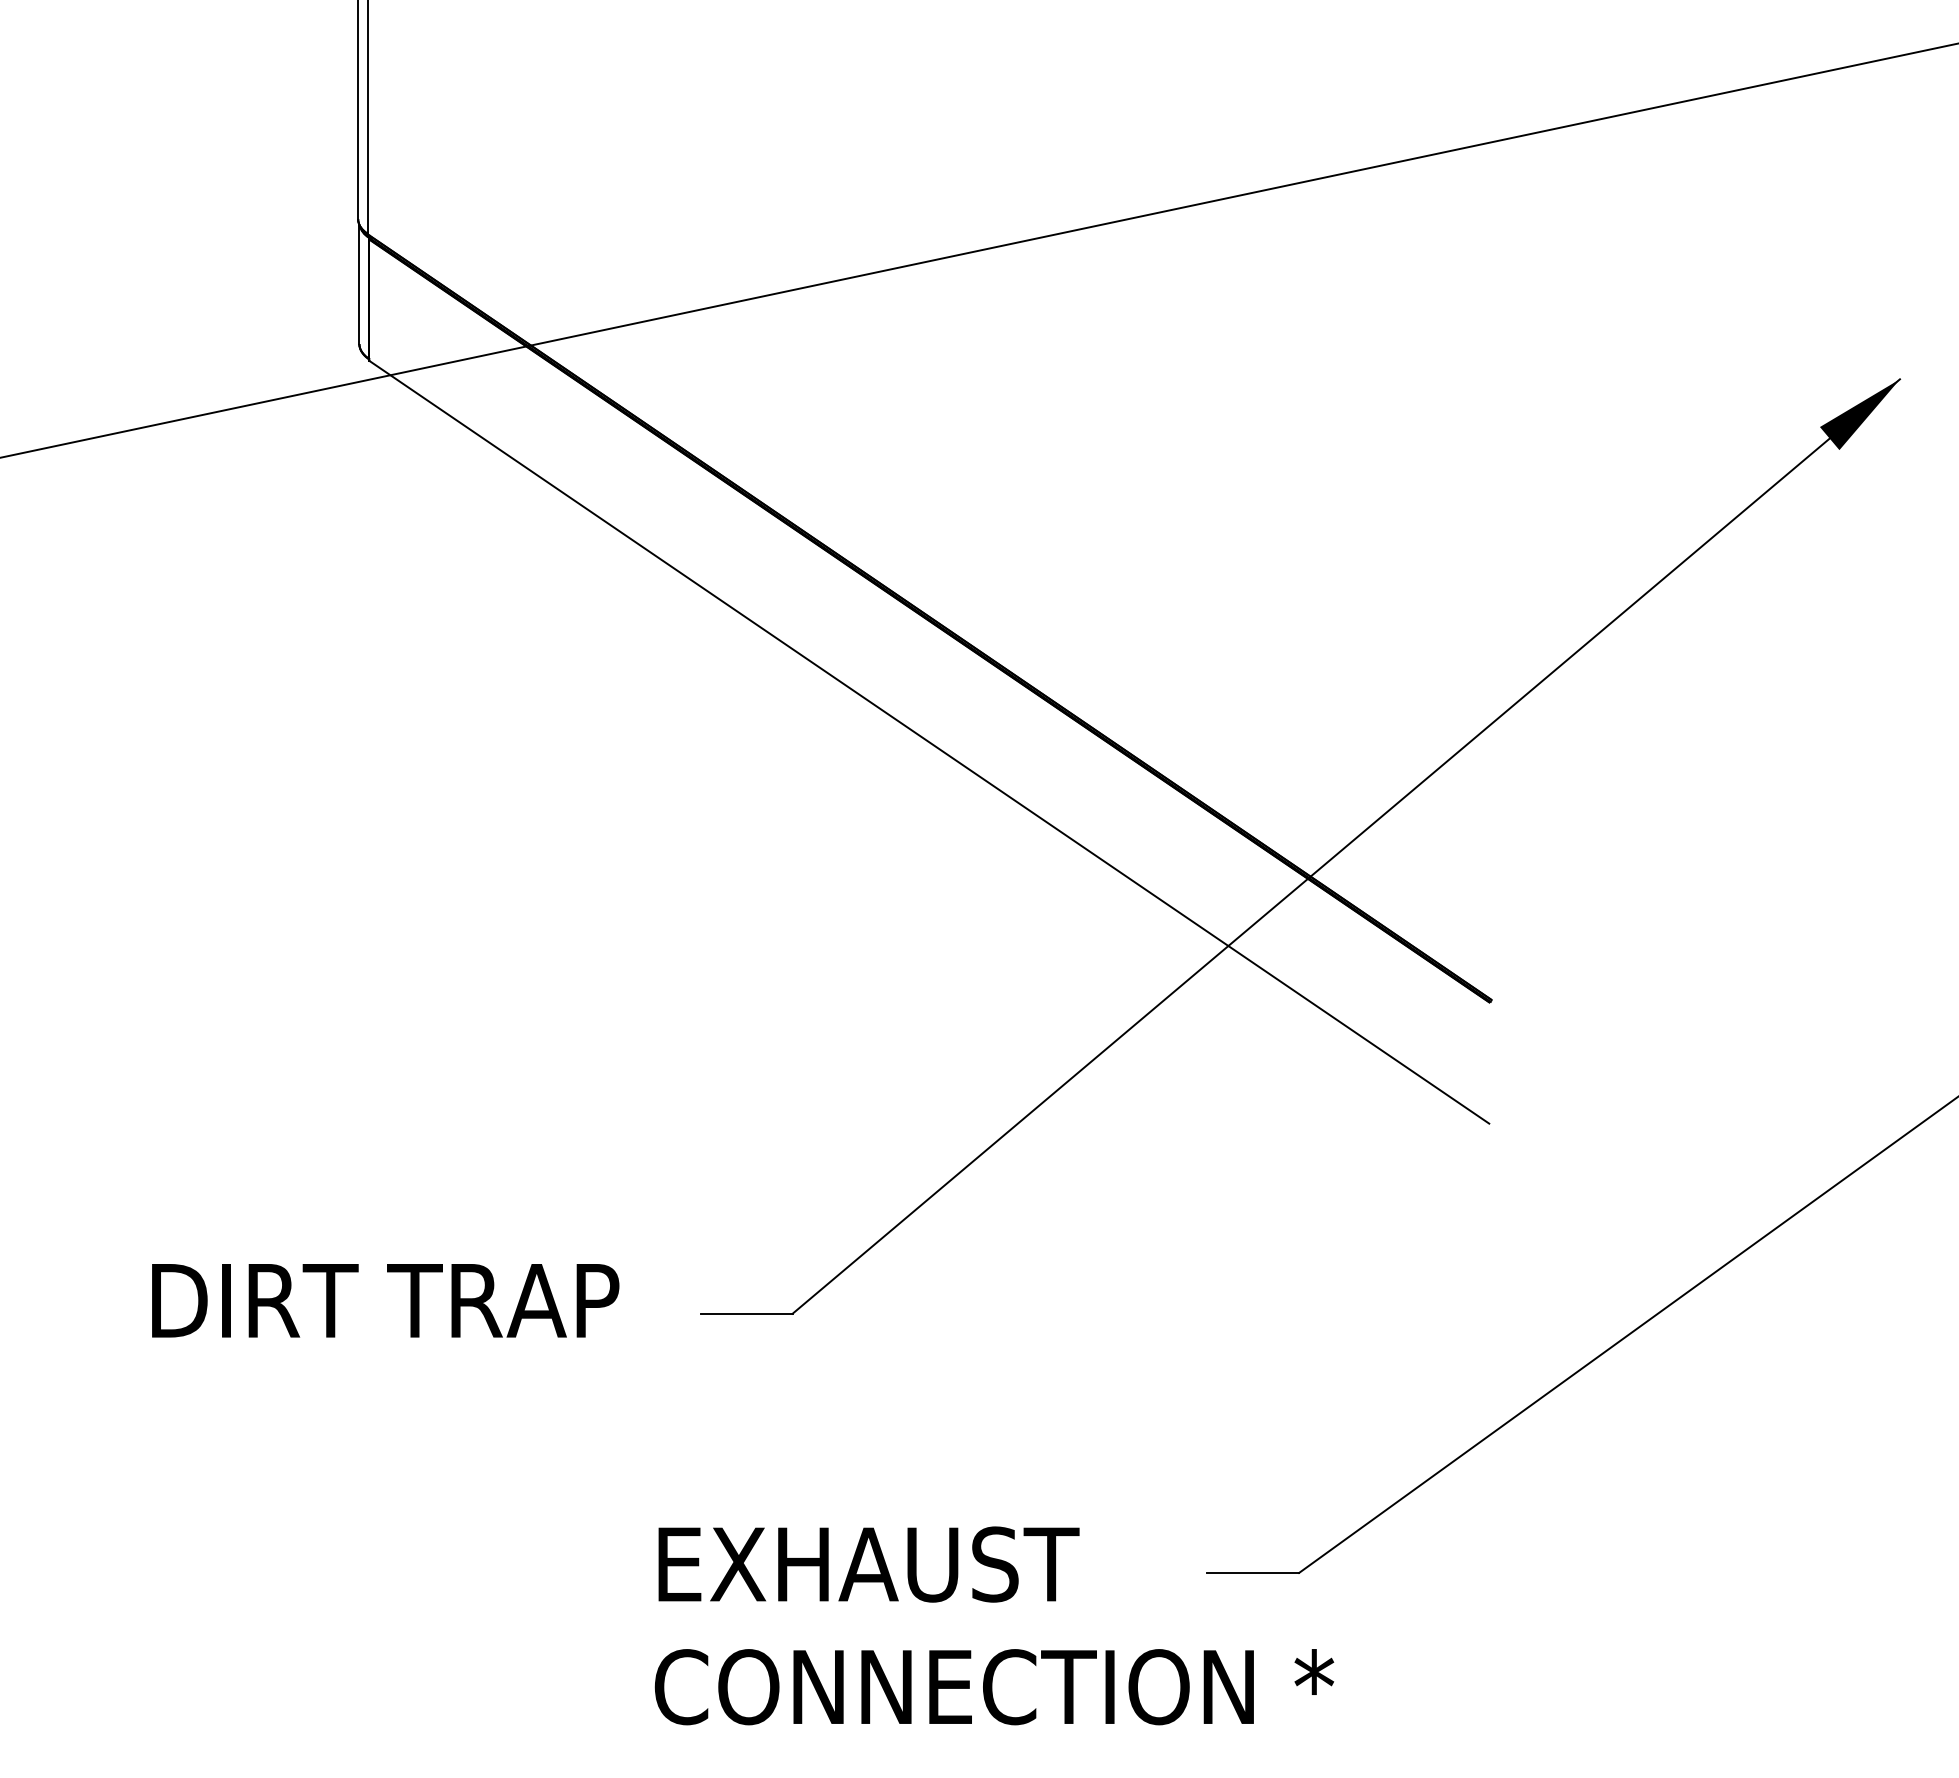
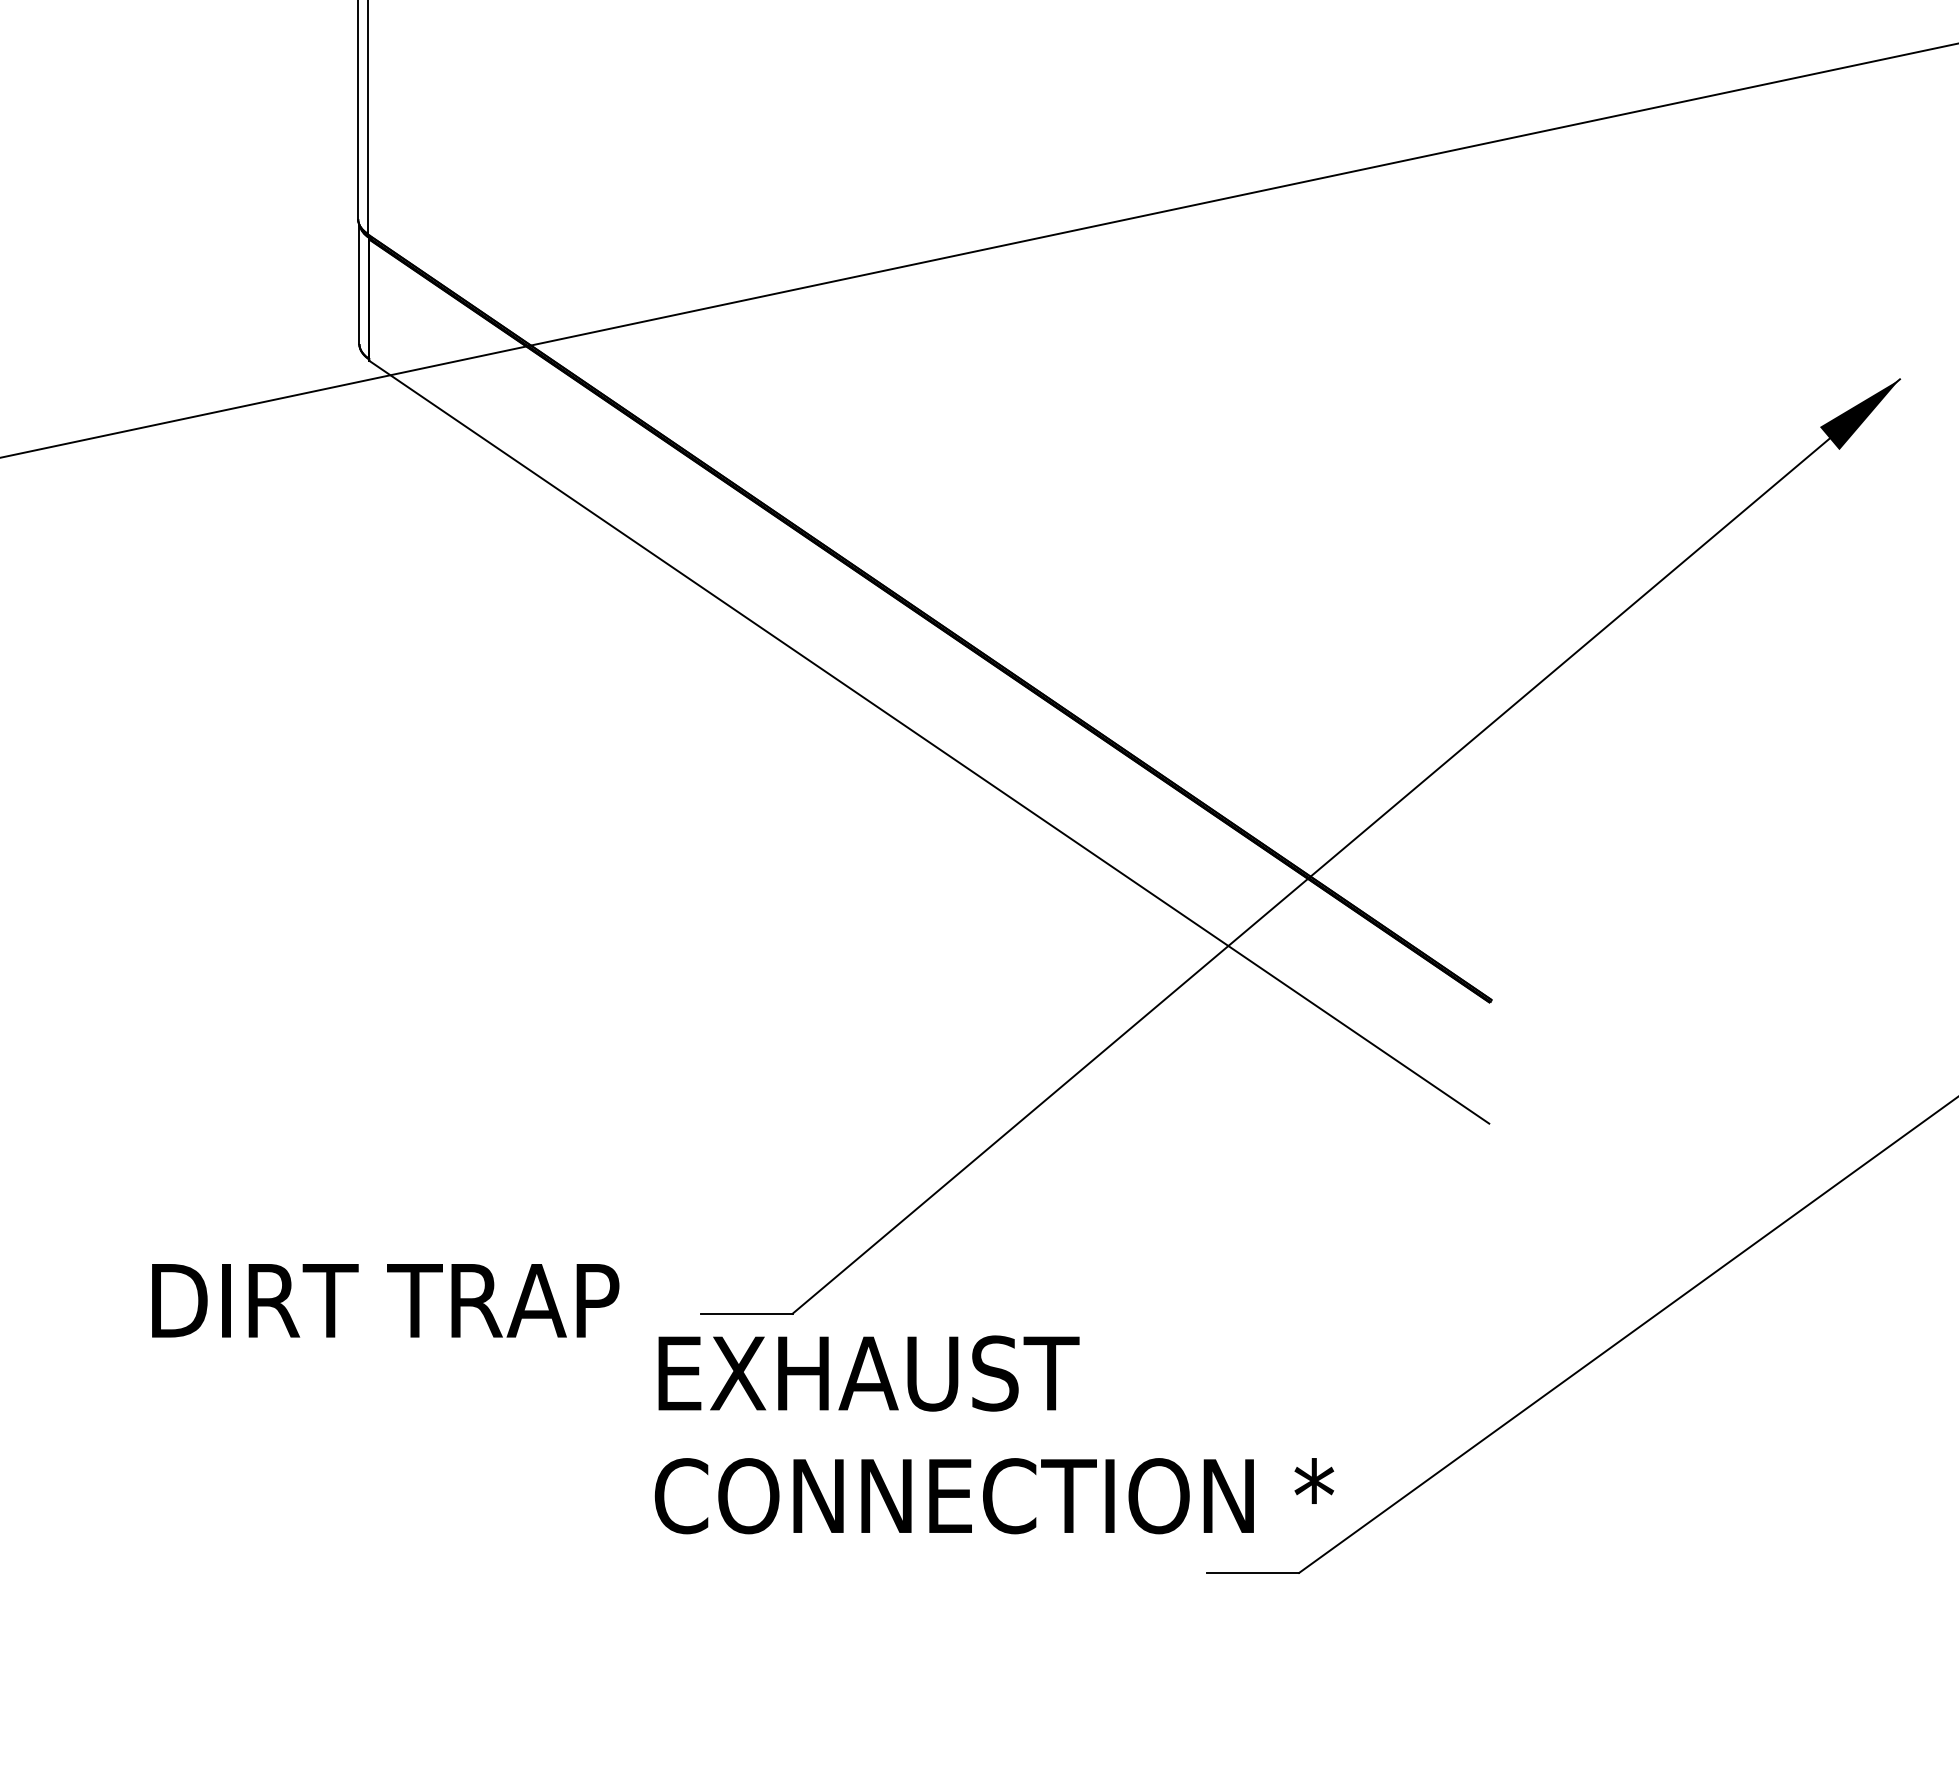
text position: (994, 1625) -> (994, 1434) (994, 1434)
